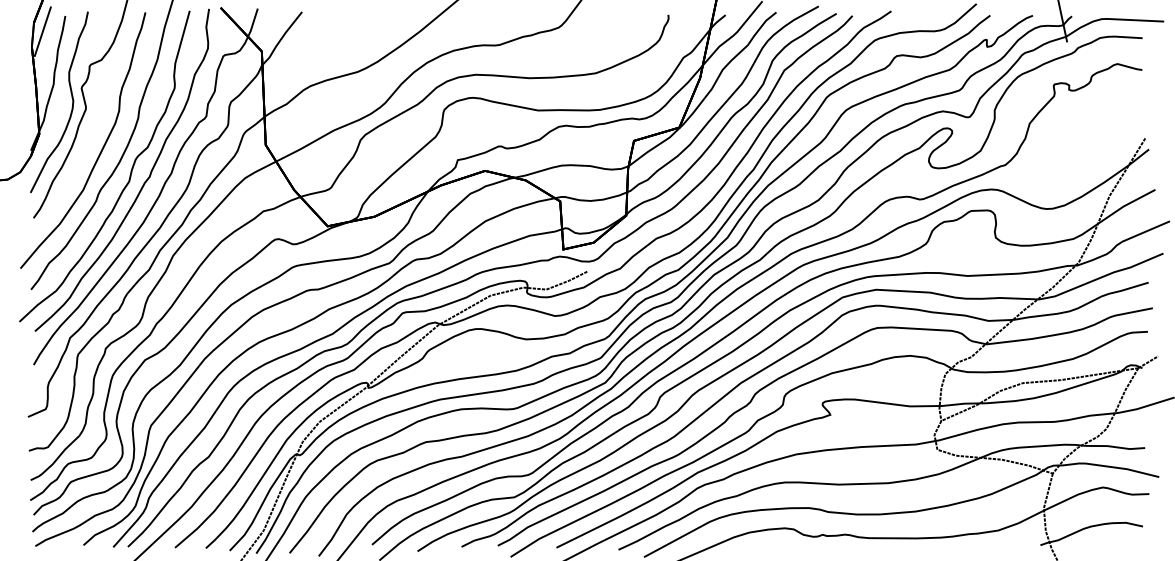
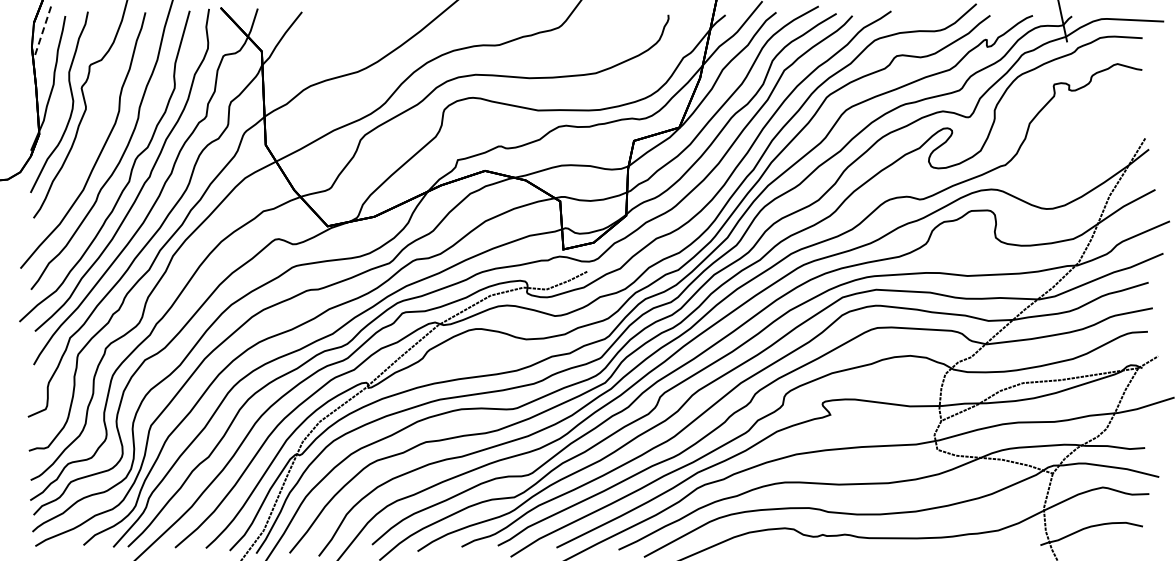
line: solid -> dashed (42, 31)
